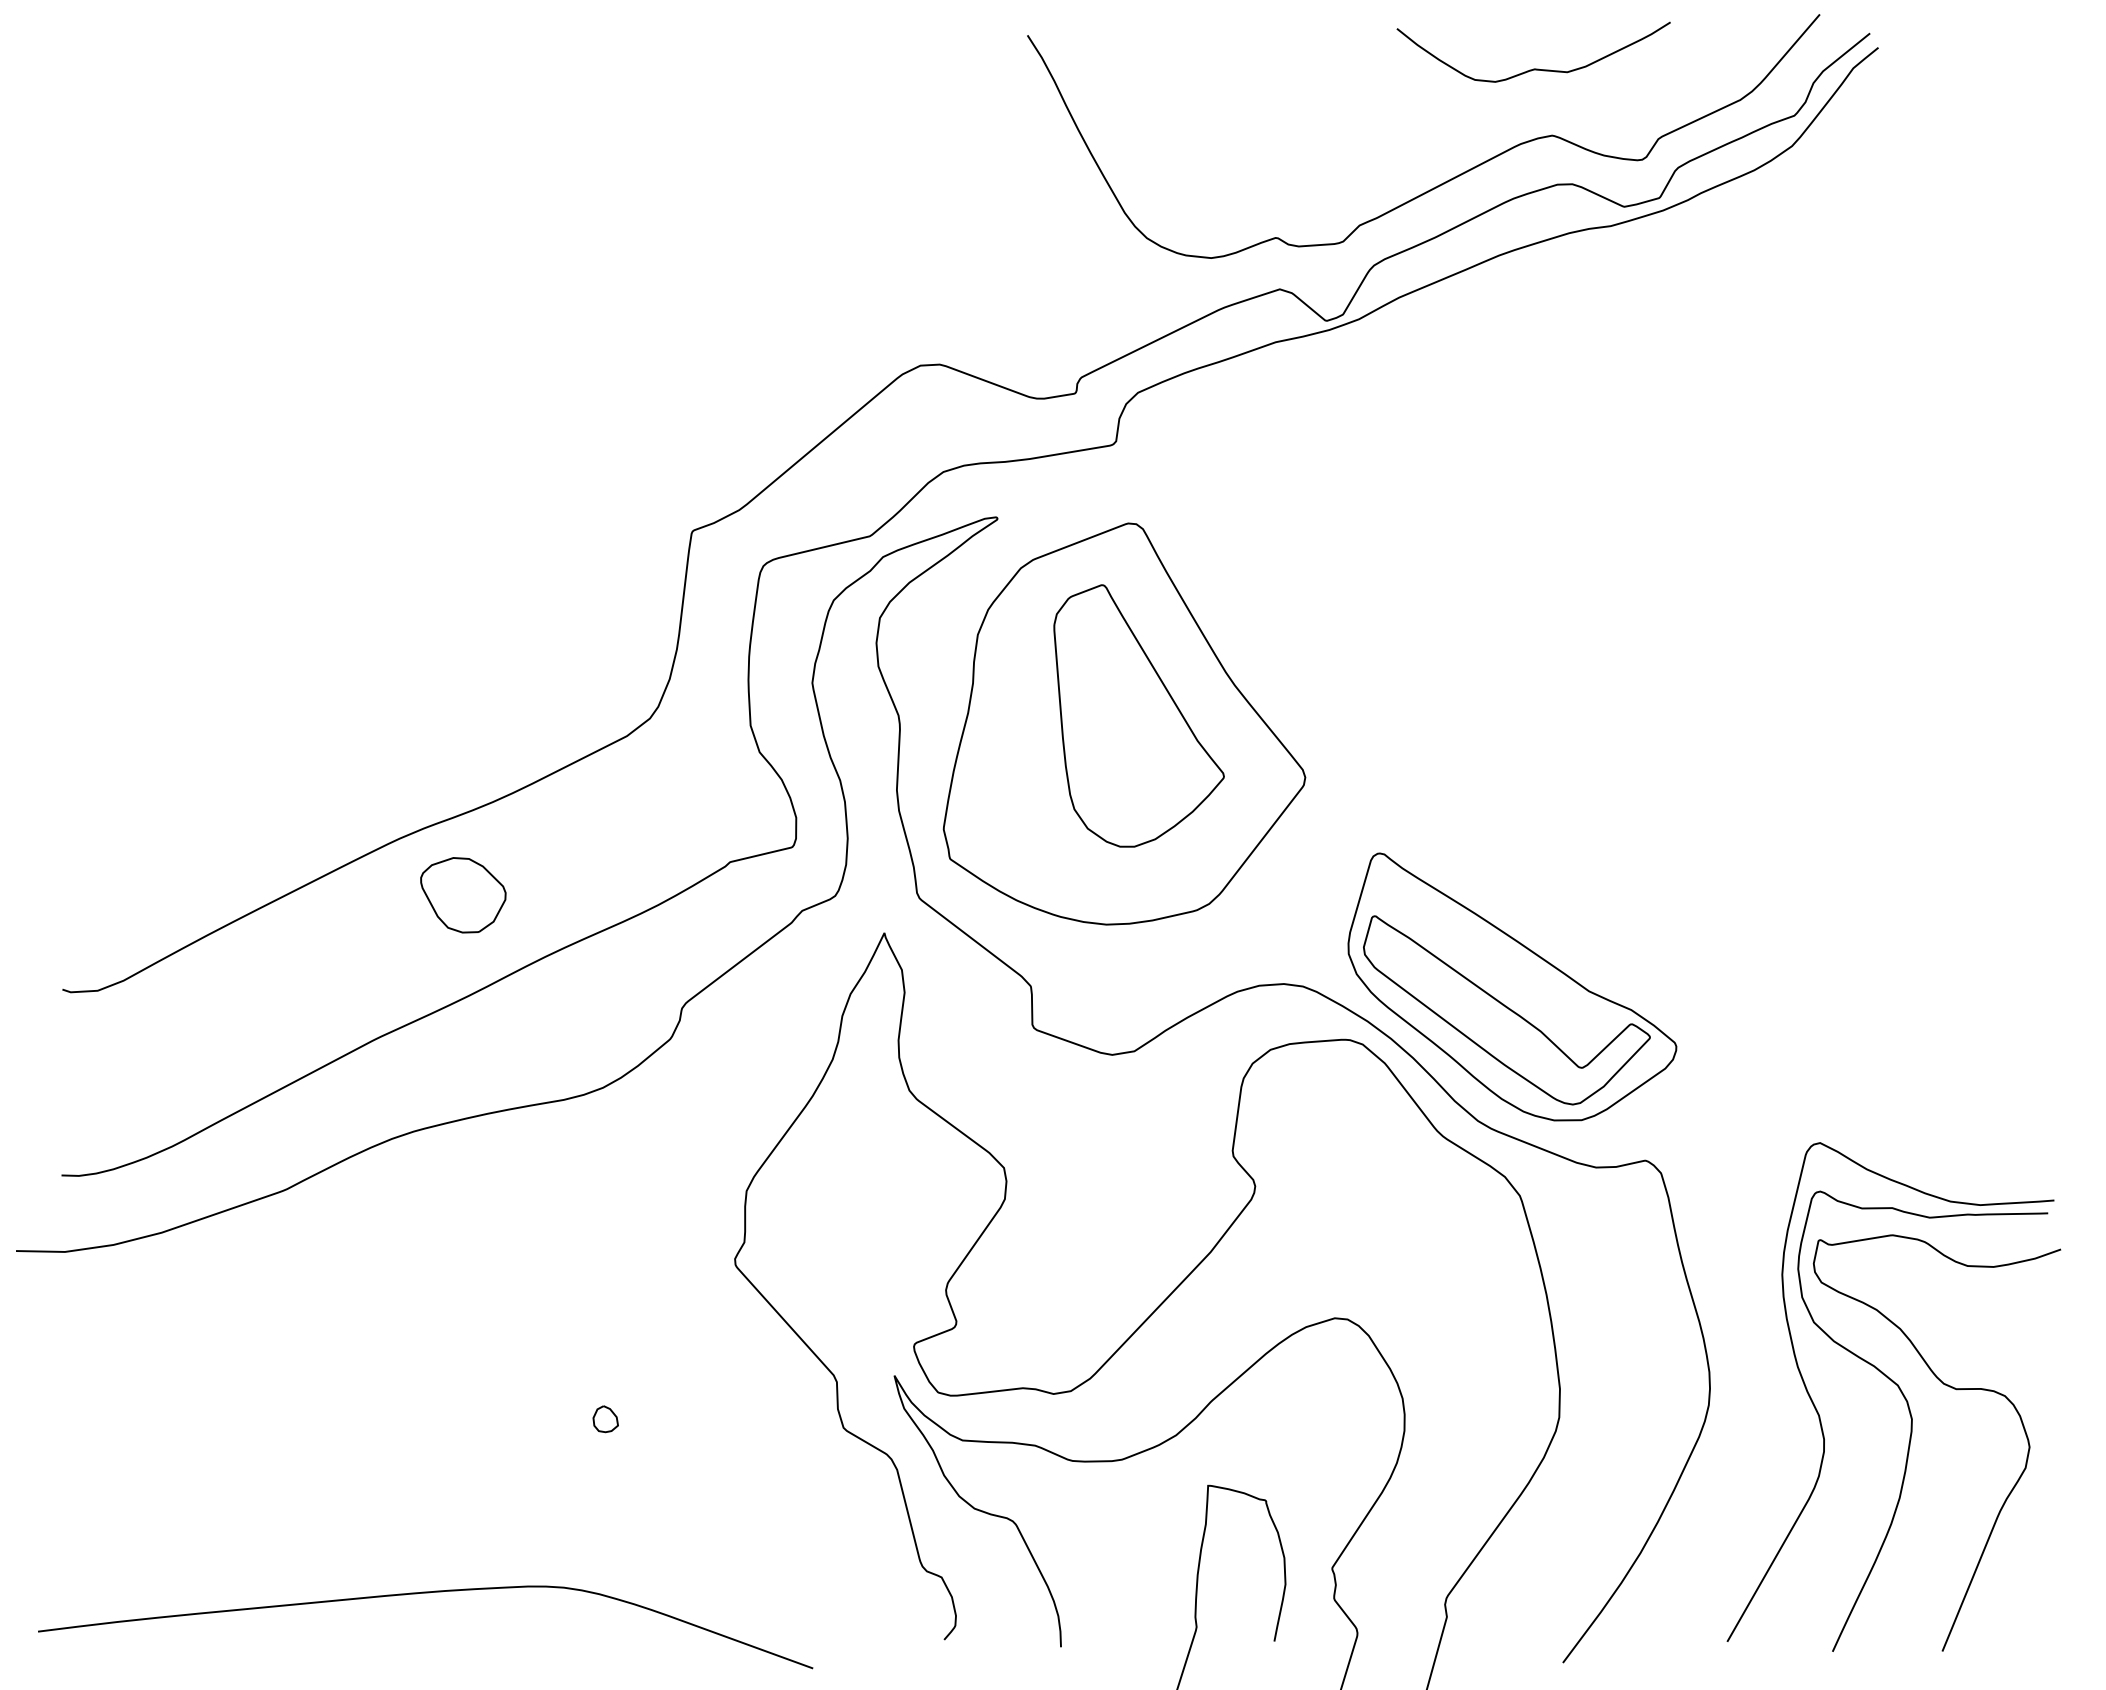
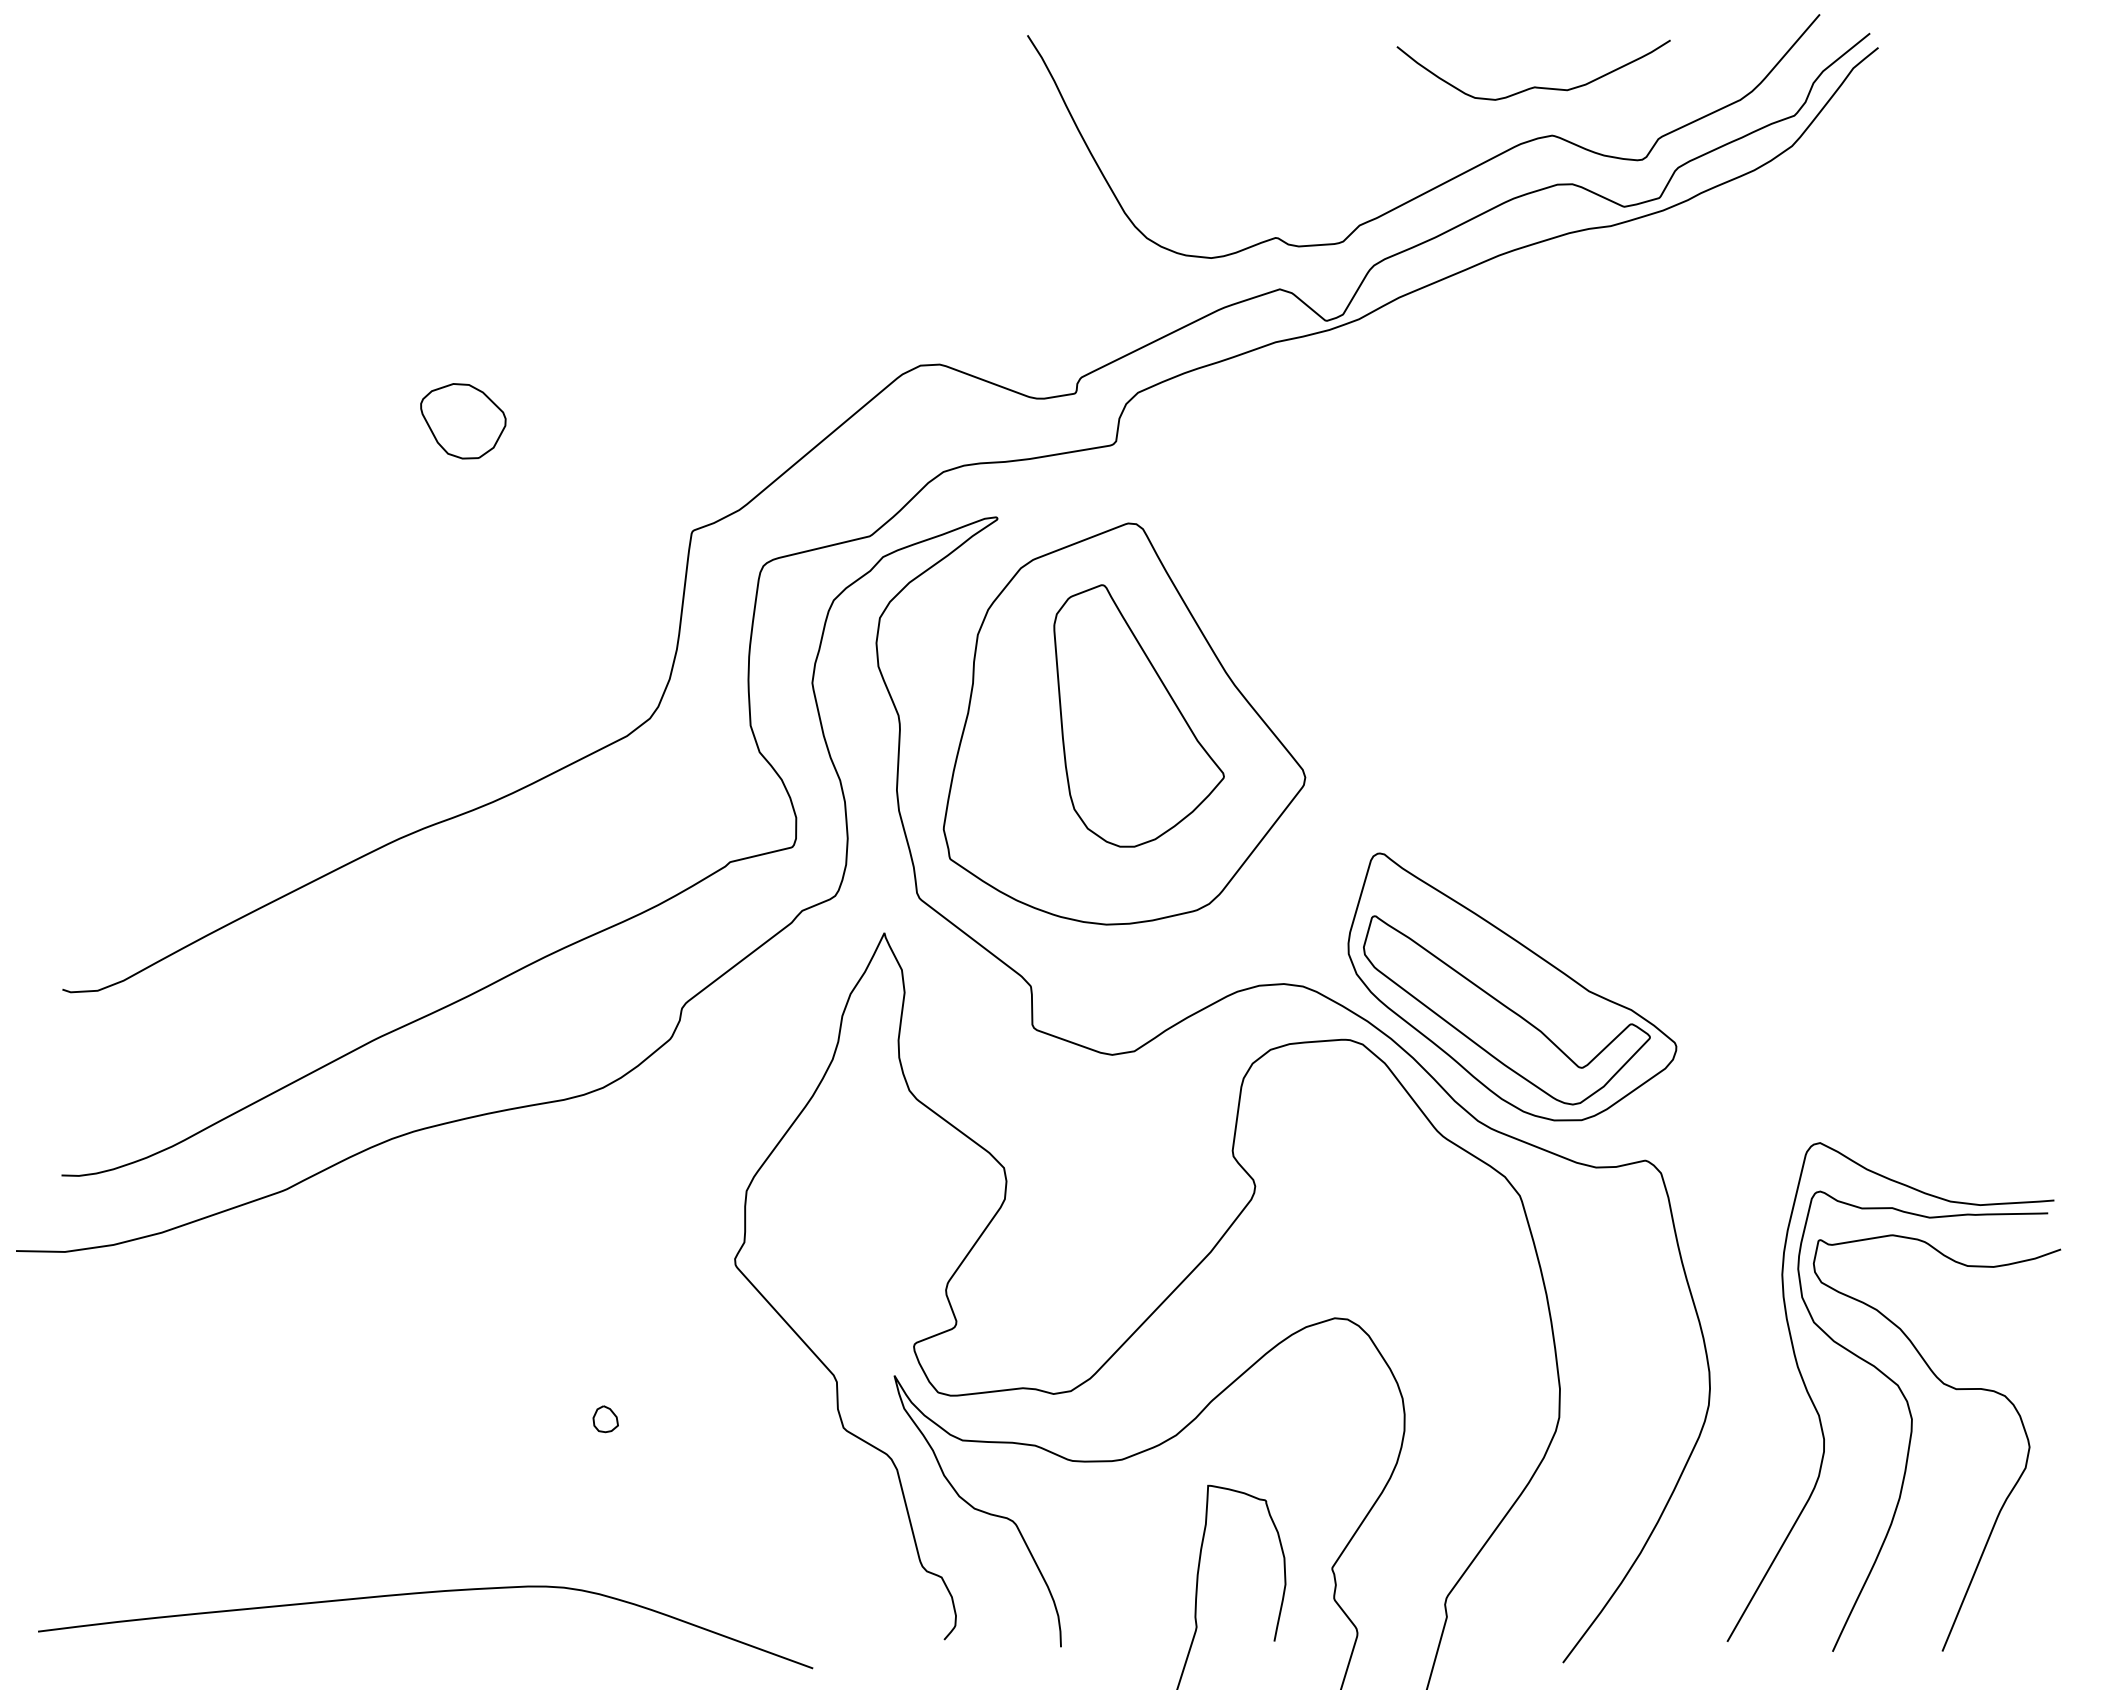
curve position: (1533, 68) -> (1533, 86) (1533, 86)
part position: (463, 895) -> (463, 421) (463, 421)
